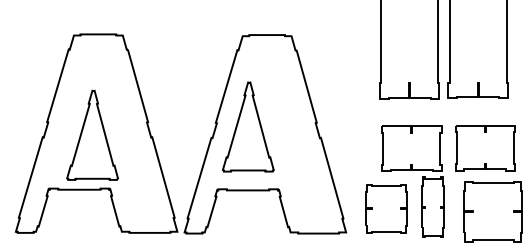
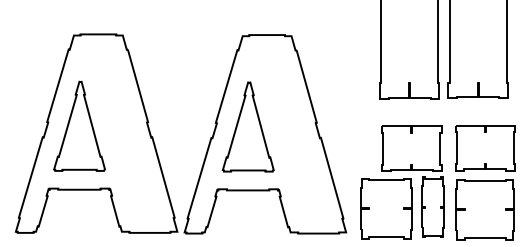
part position: (92, 134) -> (79, 125) (79, 125)
part size: 43x50 px -> 53x62 px (386, 208)
part position: (492, 211) -> (484, 209) (484, 209)
